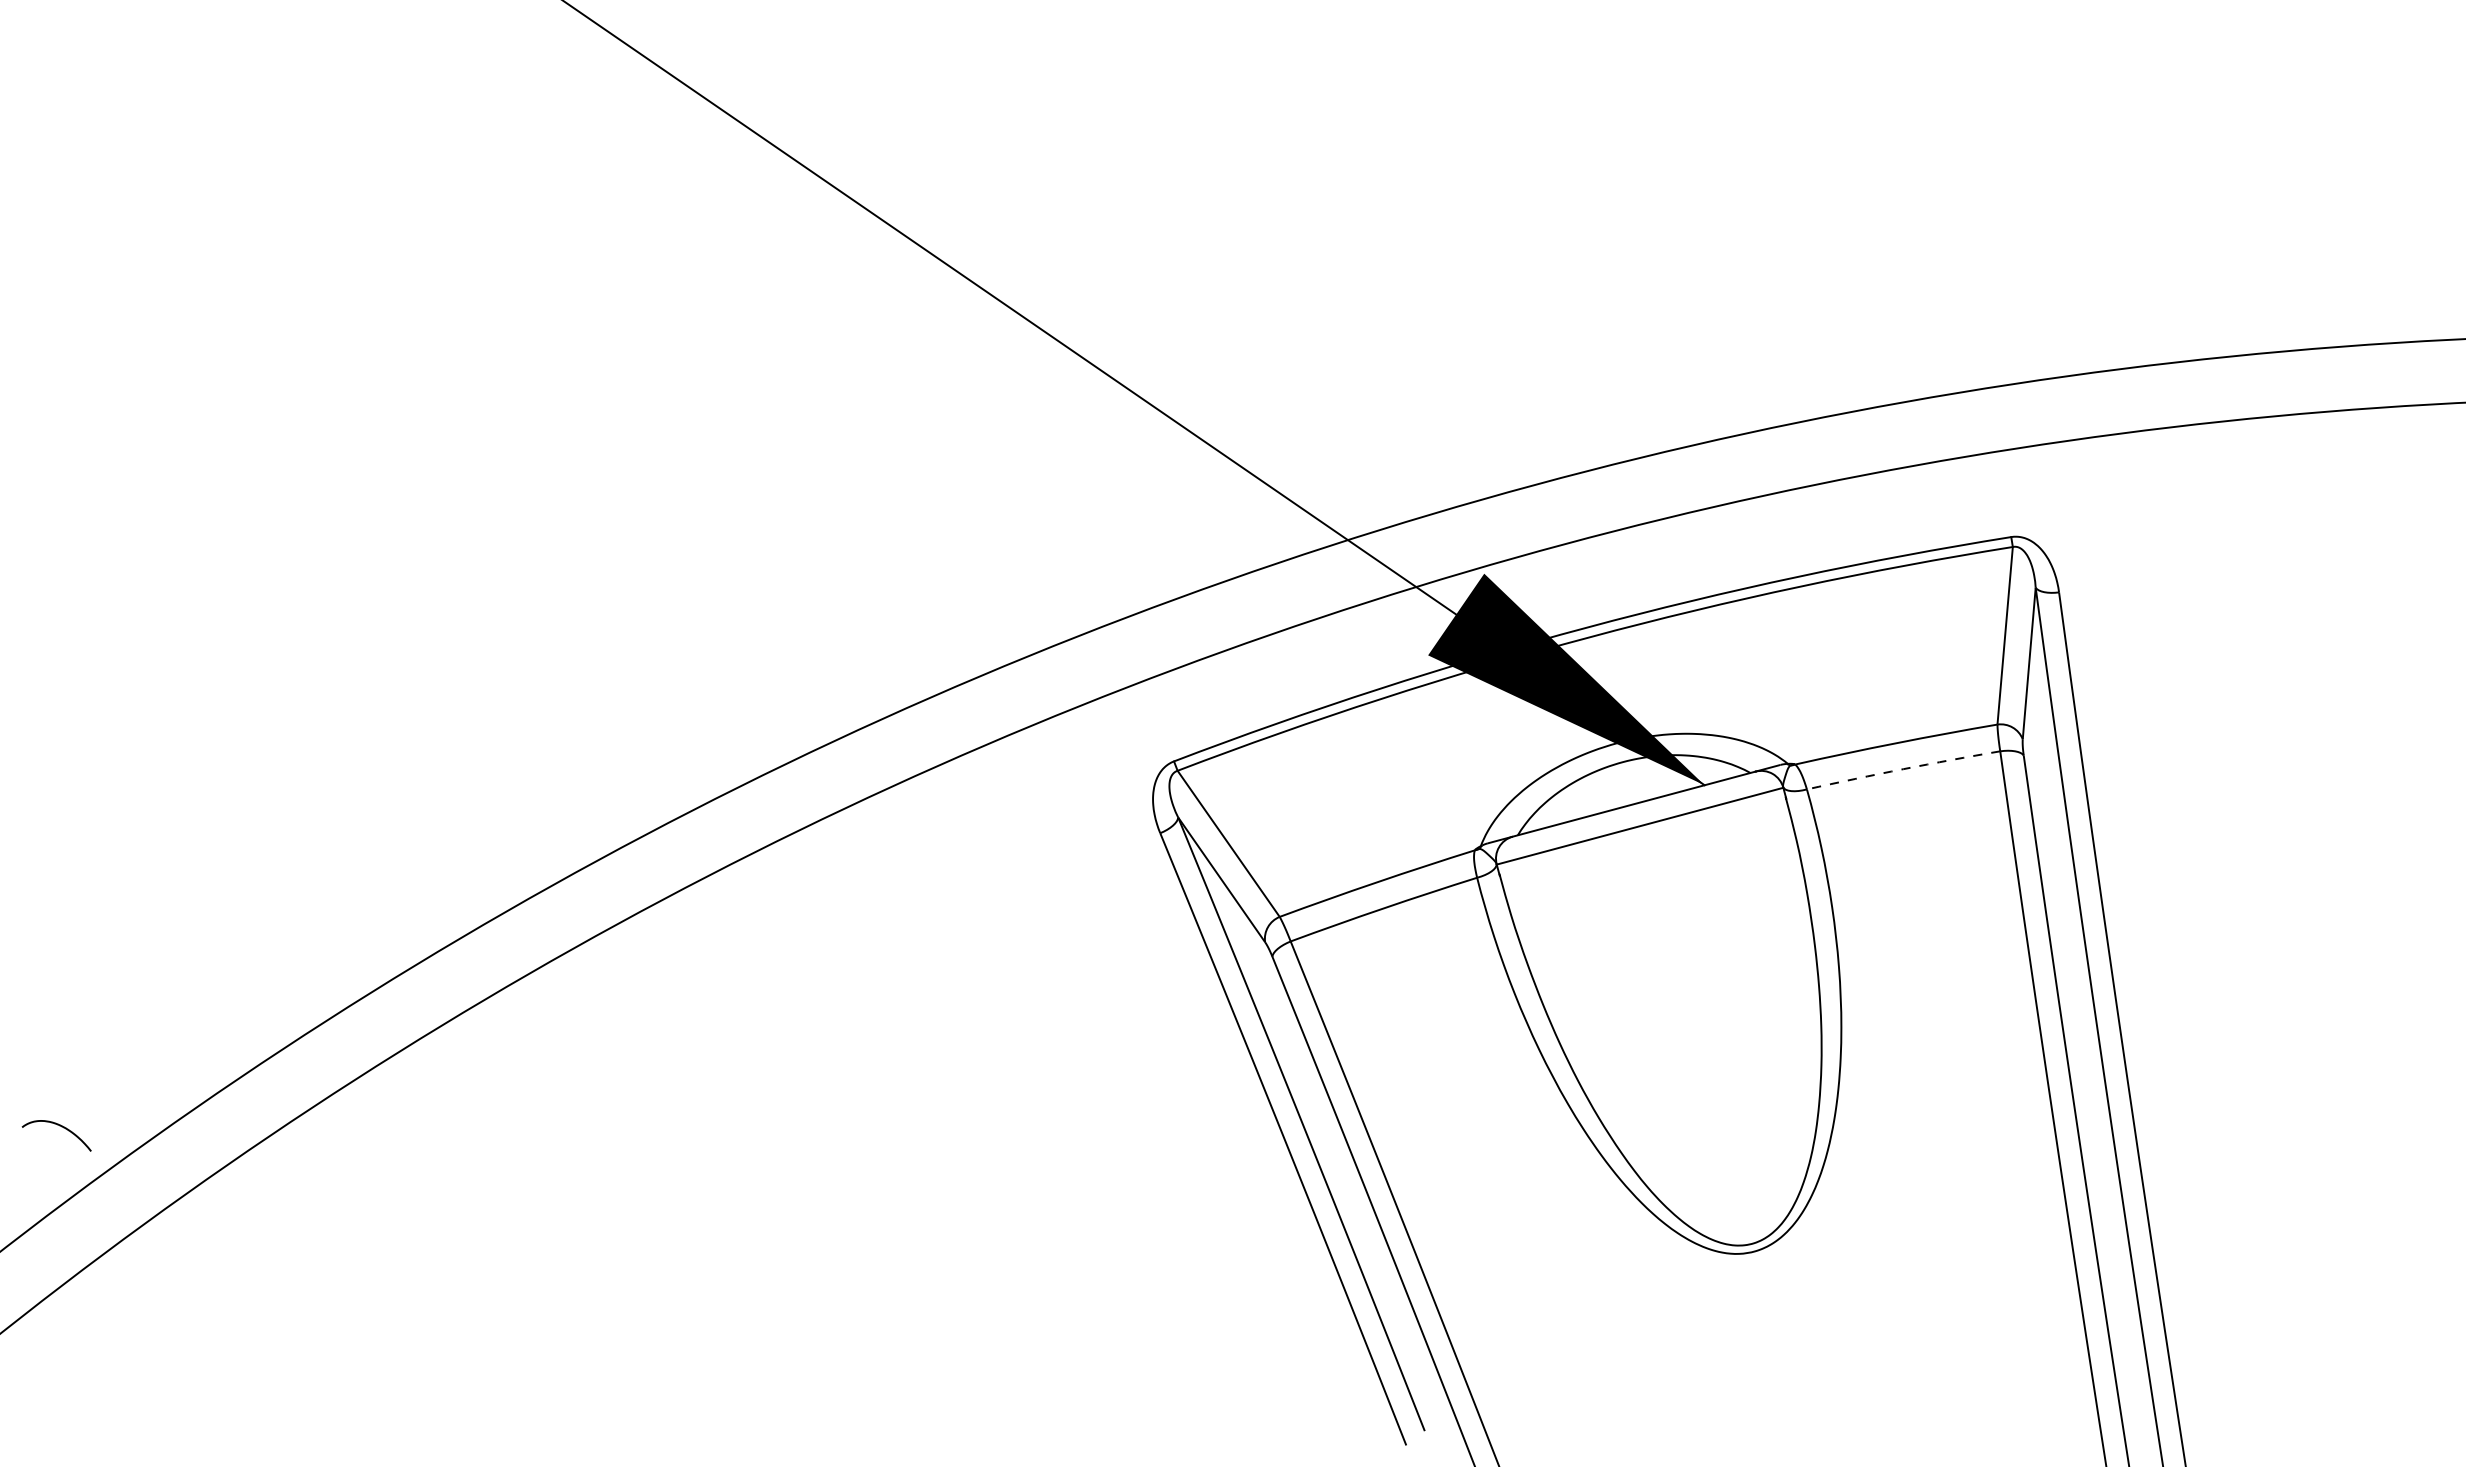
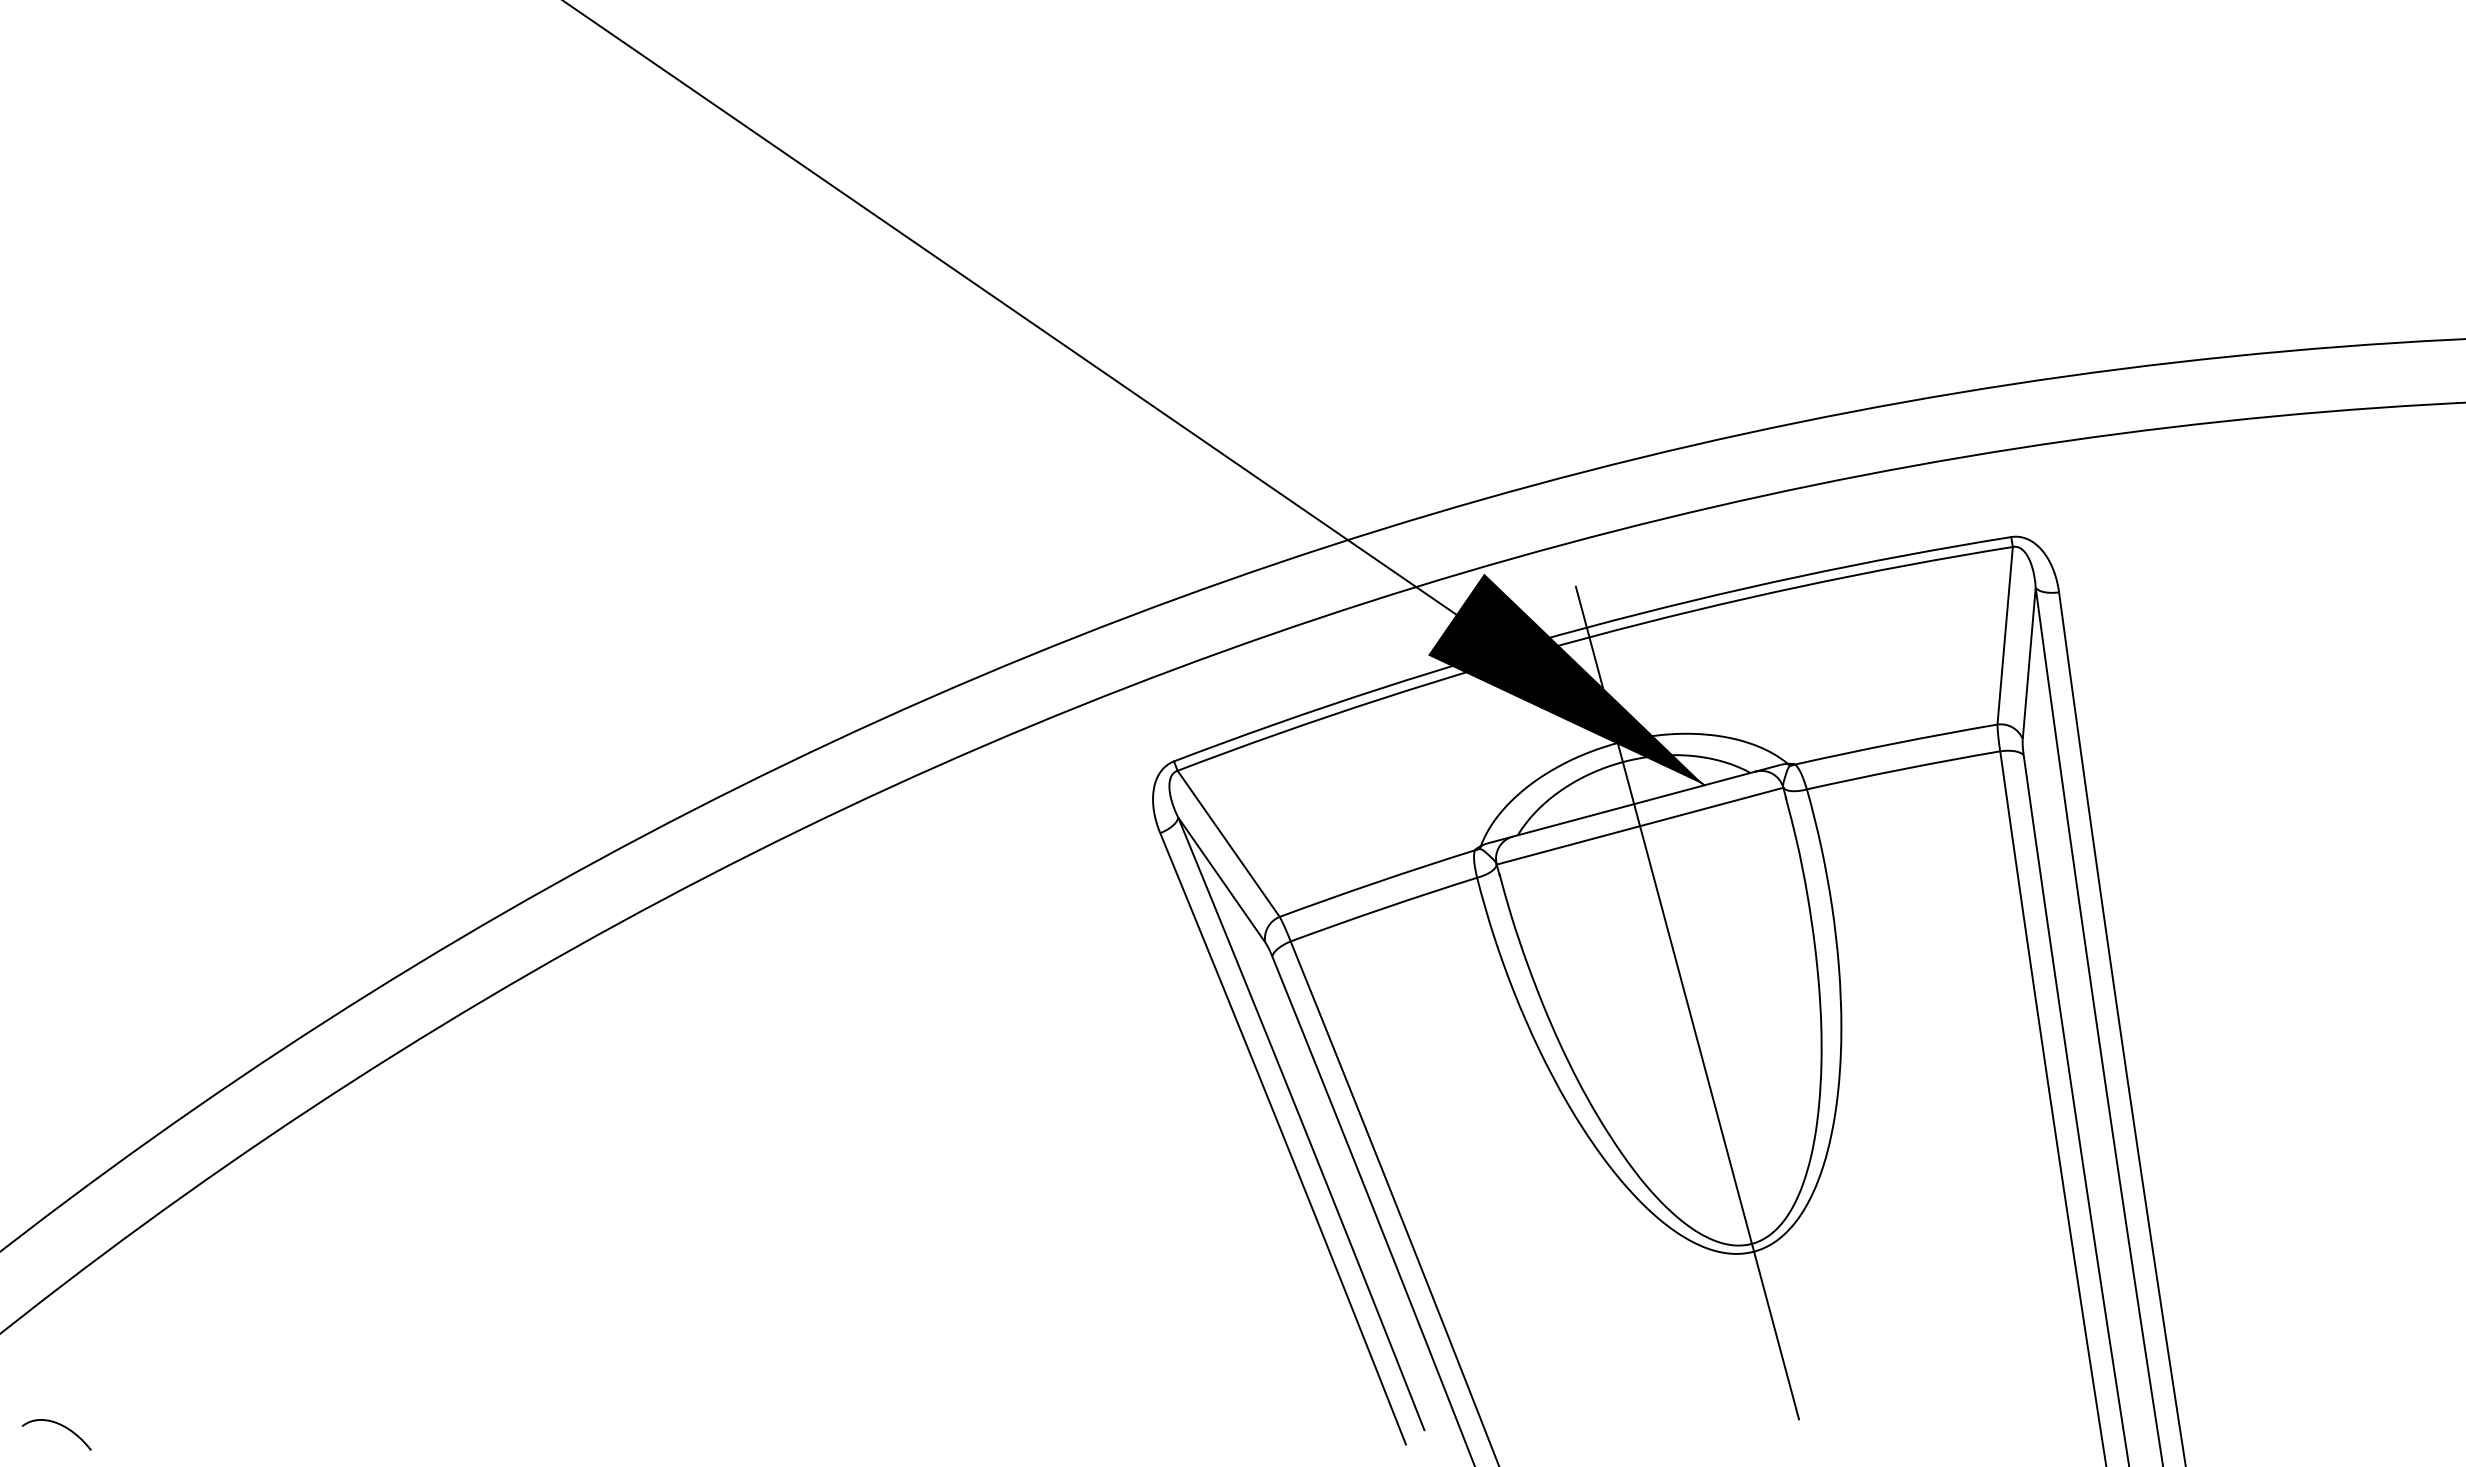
arc: dashed -> solid (1903, 769)
line: none -> present (1687, 1002)
curve position: (61, 1127) -> (61, 1426) (61, 1426)
